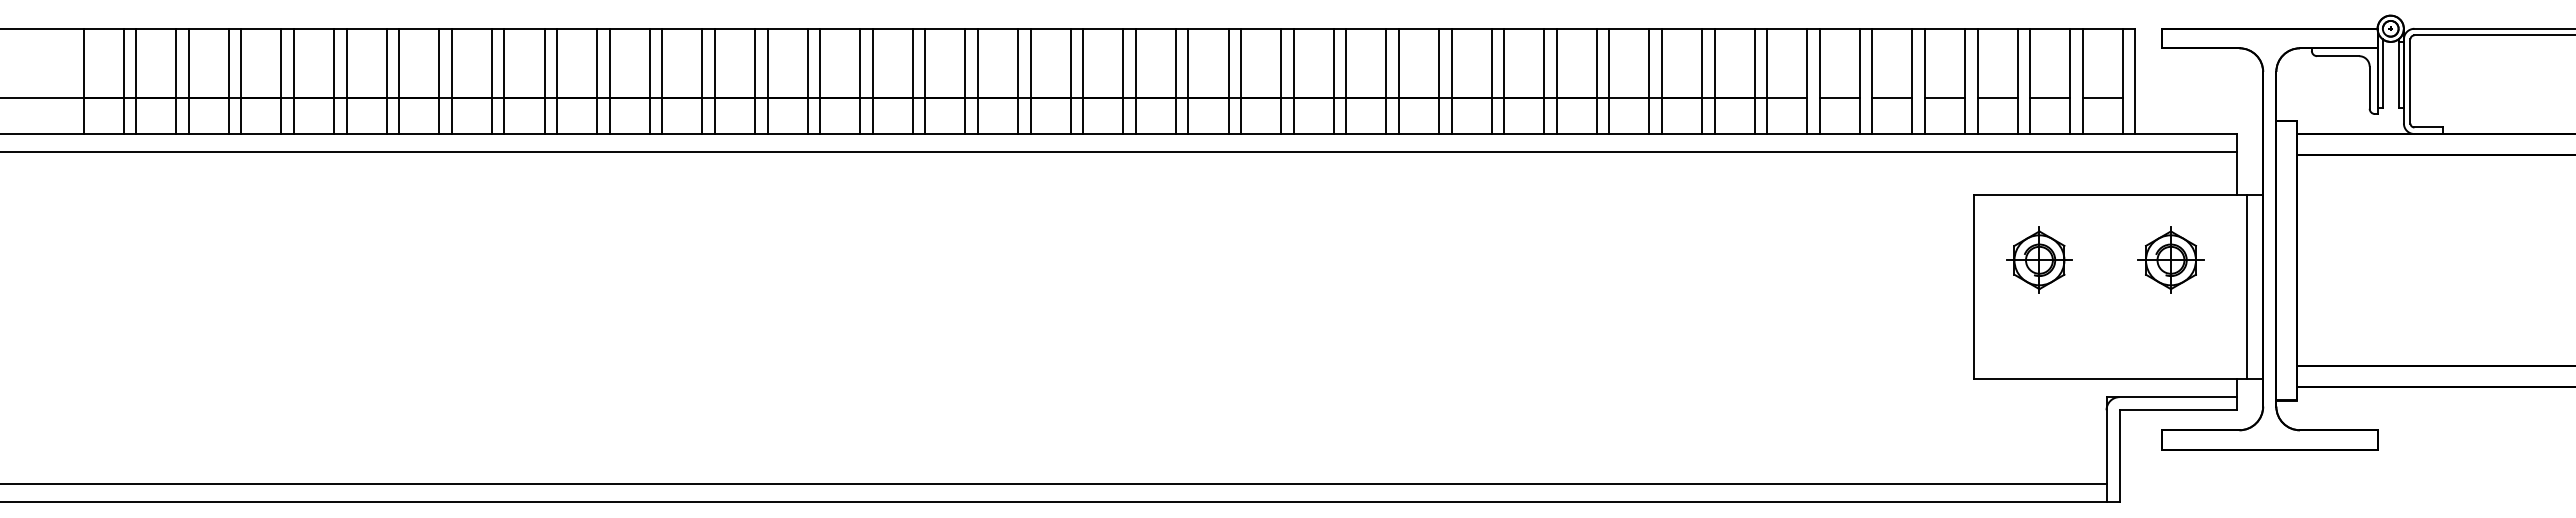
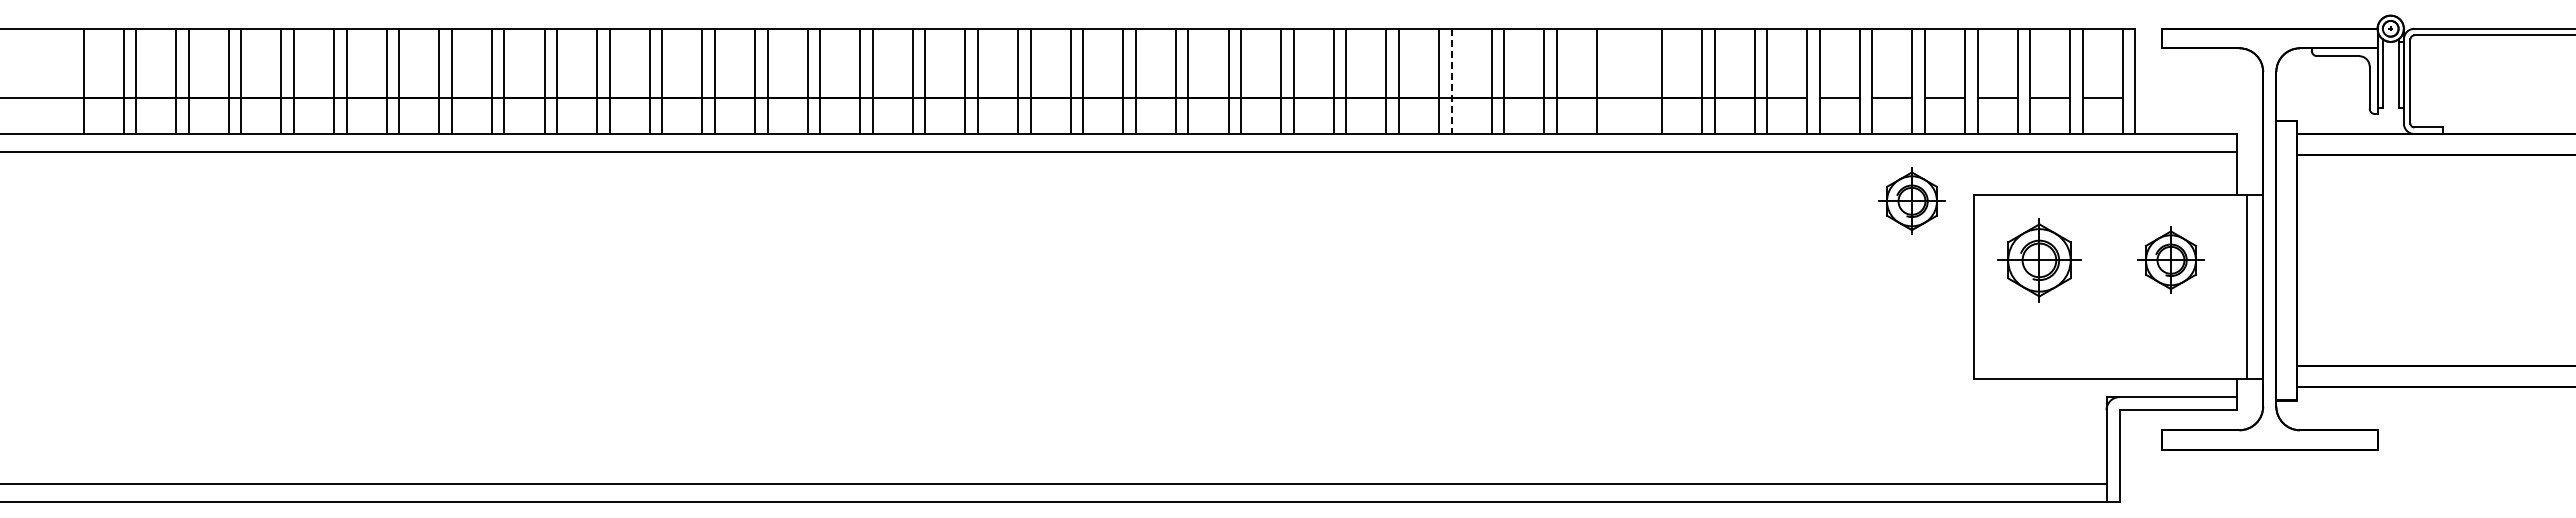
line: solid -> dashed (1451, 81)
line: present -> none (1609, 81)
line: present -> none (1649, 81)
part: none -> present (1911, 200)
part size: 67x68 px -> 85x85 px (2039, 260)
